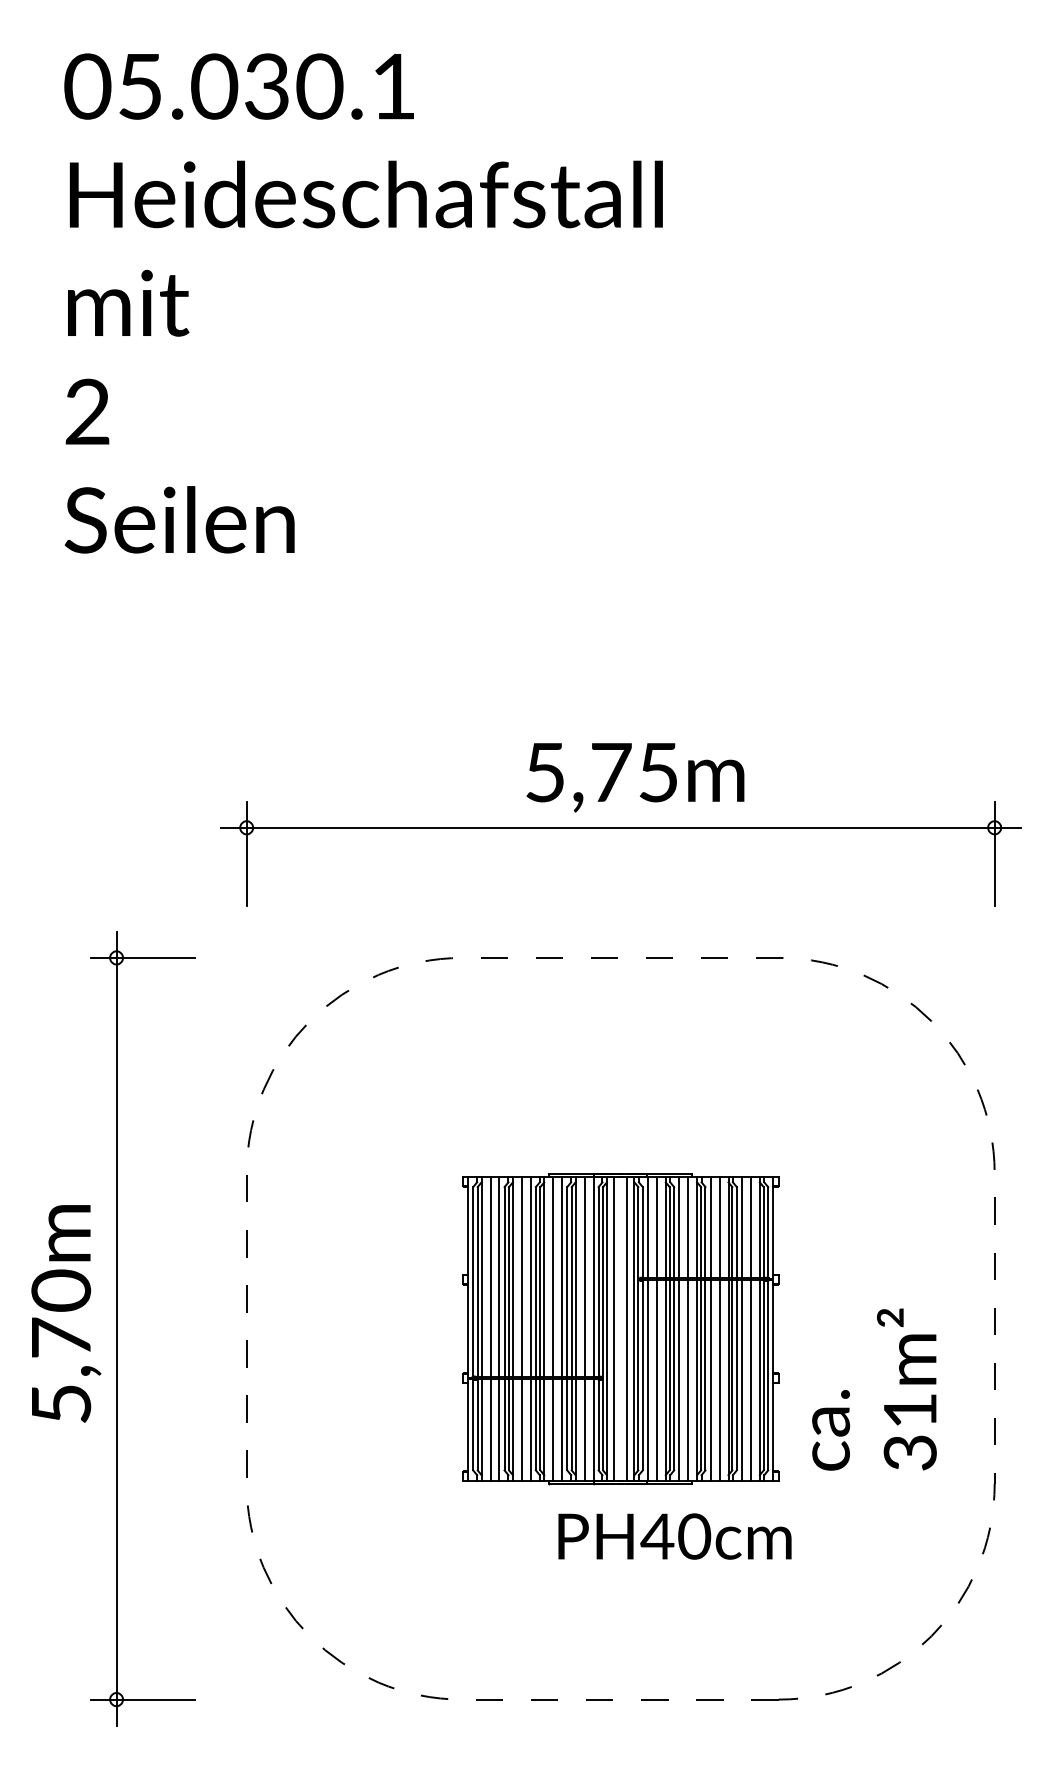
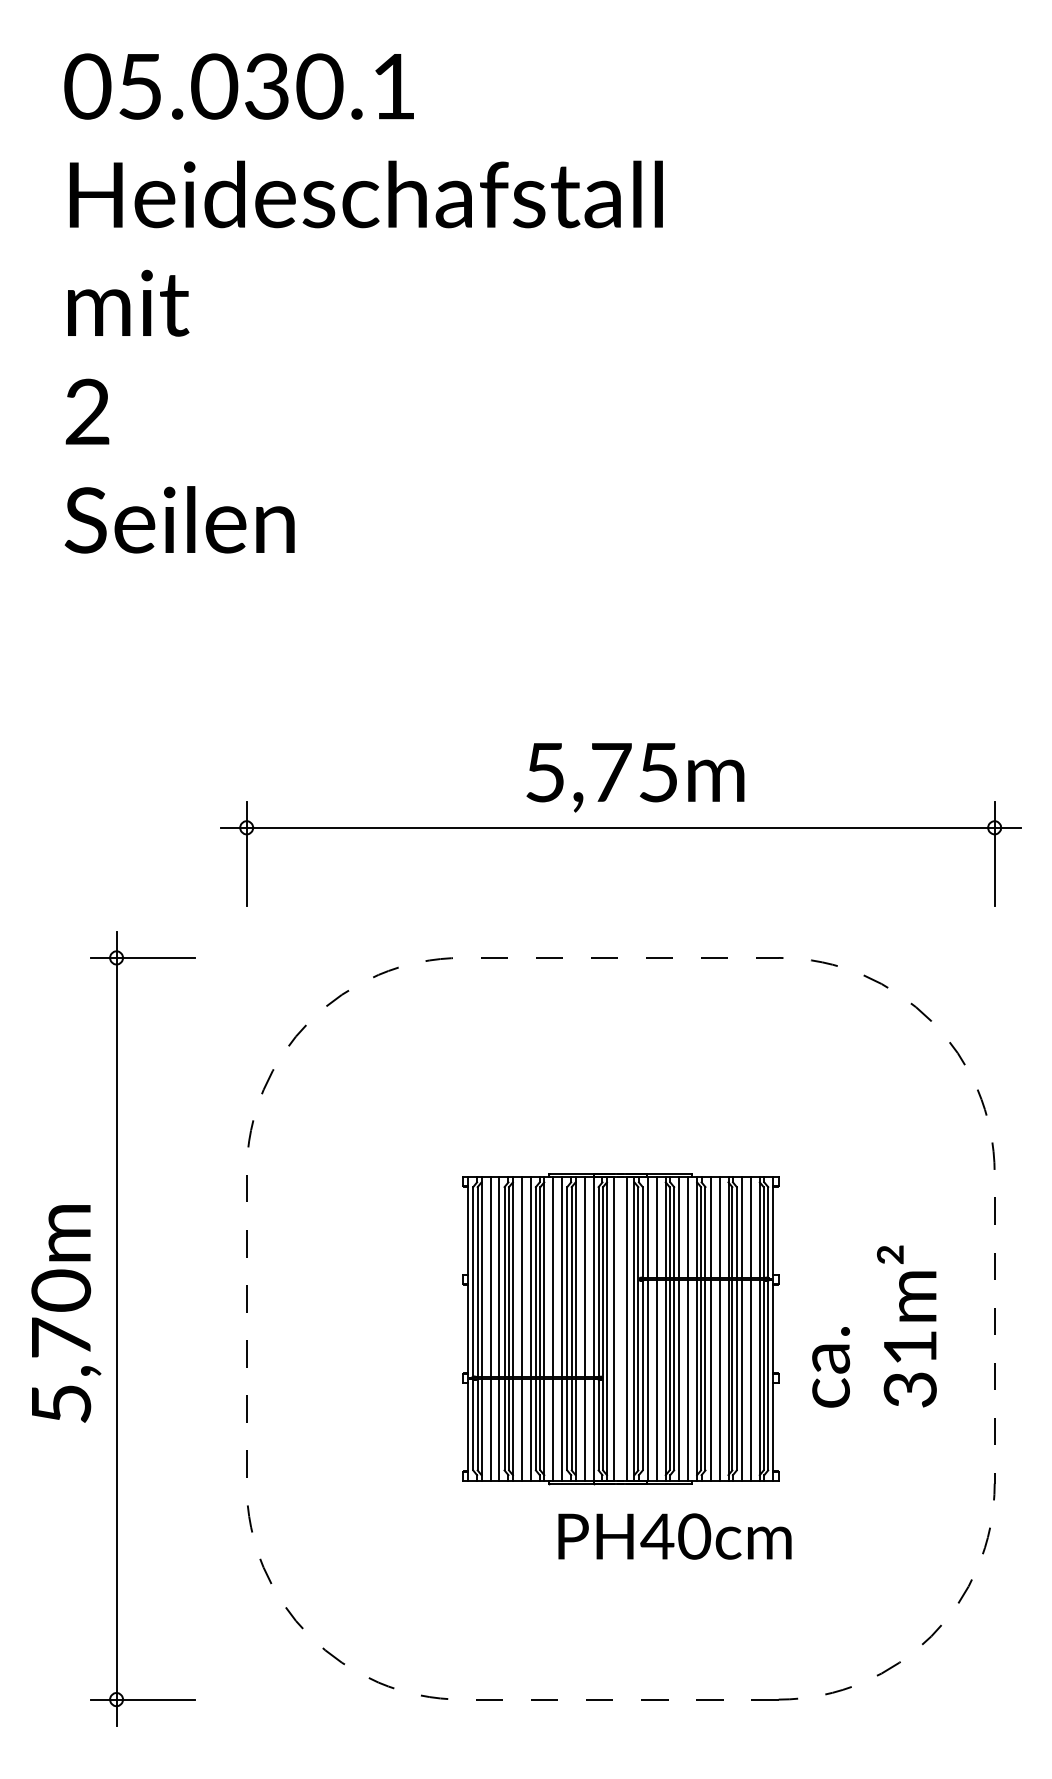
text position: (874, 1389) -> (874, 1326) (874, 1326)
